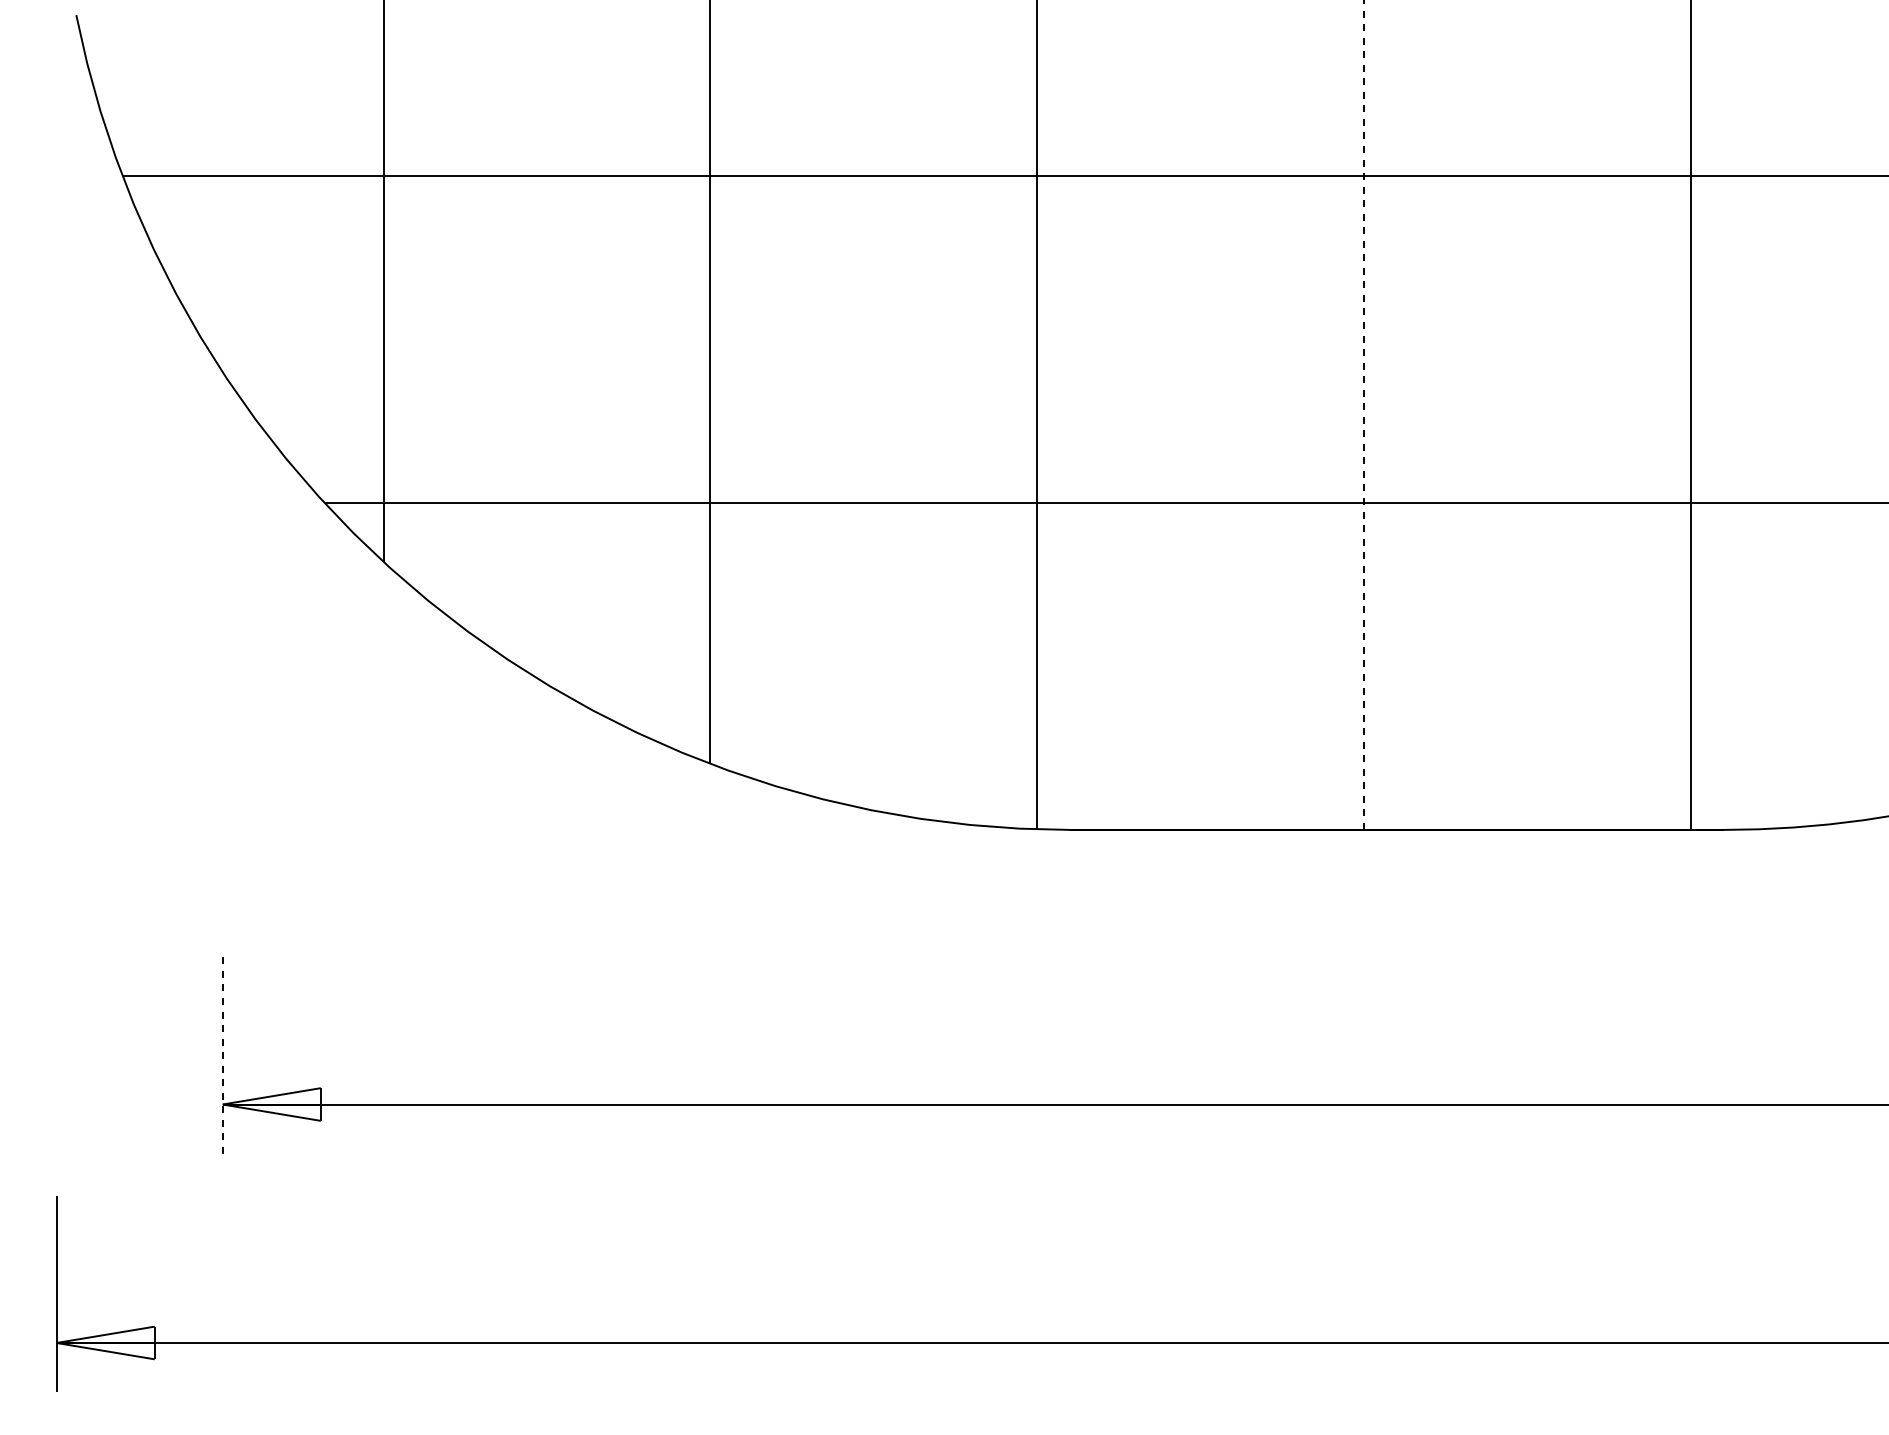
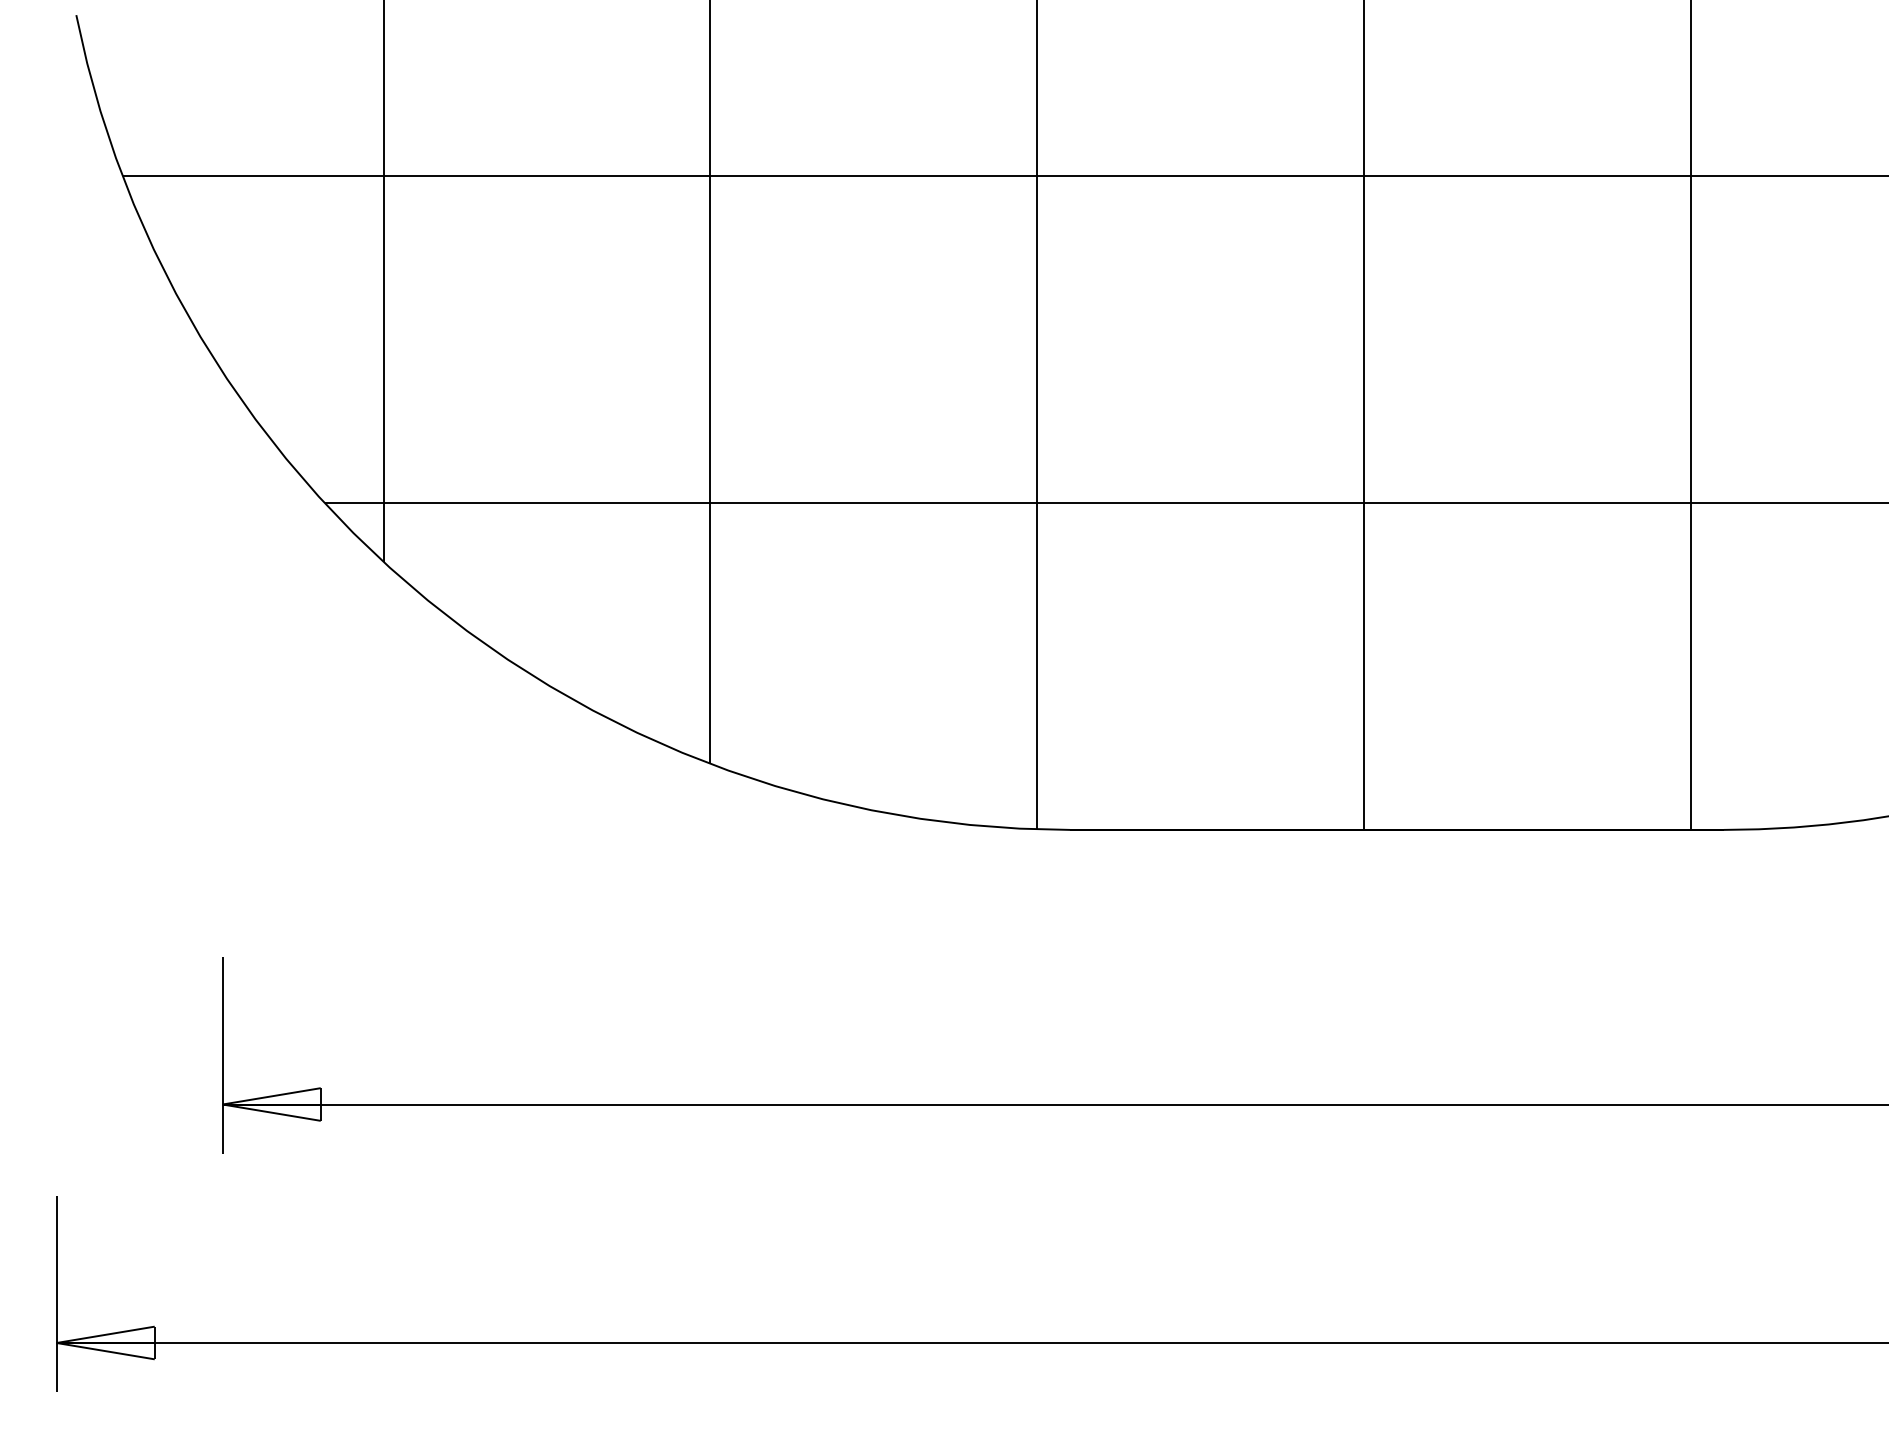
line: dashed -> solid (1364, 414)
line: dashed -> solid (222, 1055)
